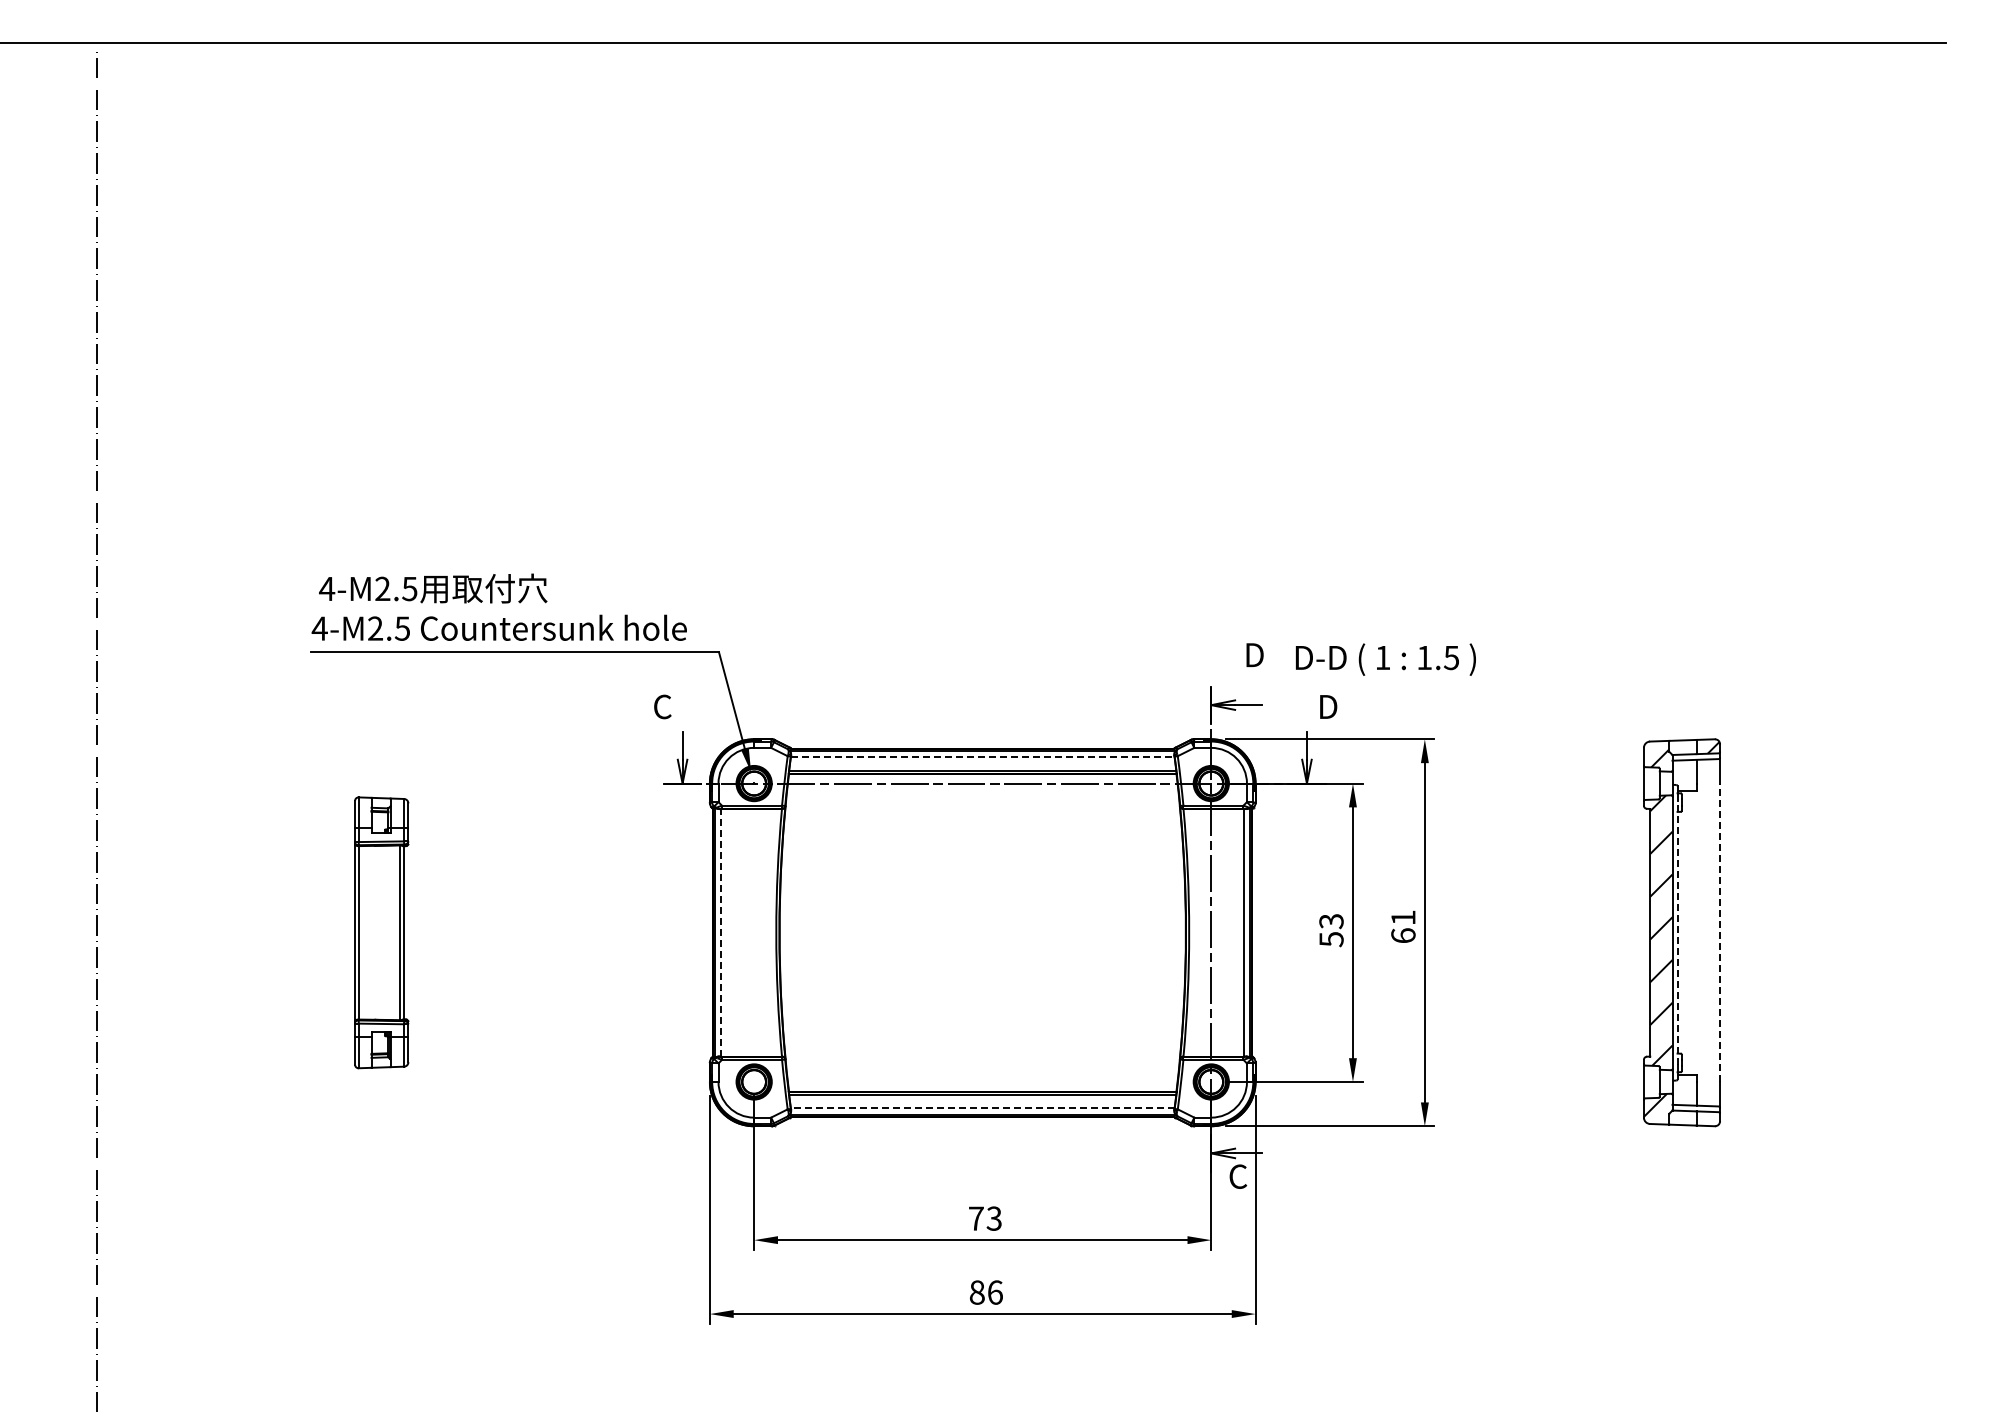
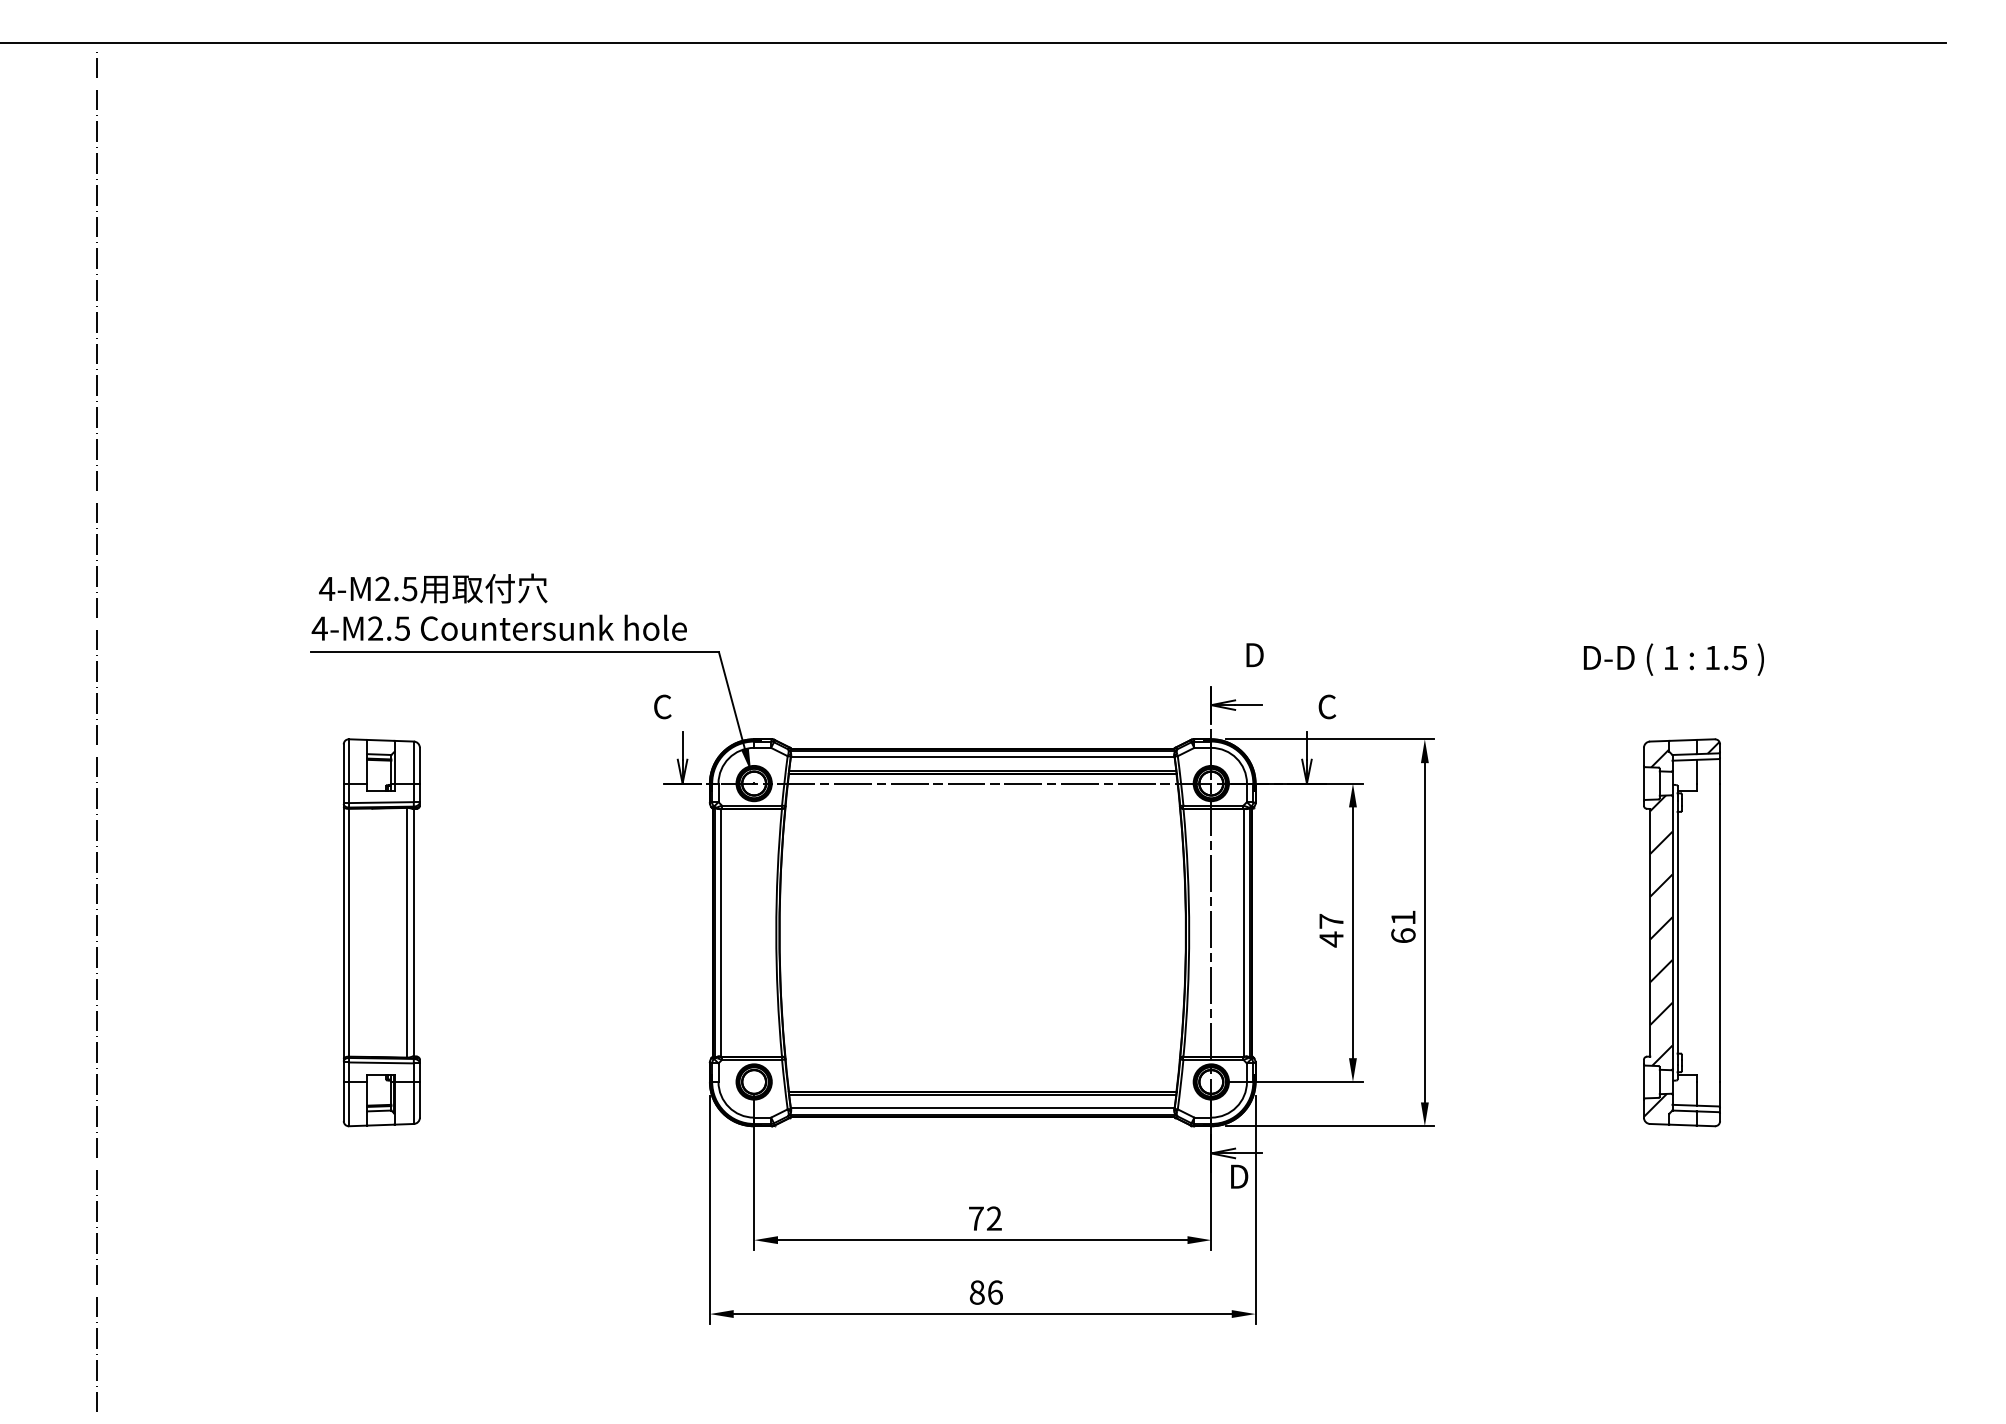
text position: (1385, 659) -> (1673, 659) (1673, 659)
text: D -> C (1327, 706)
line: dashed -> solid (982, 757)
text: 53 -> 47 (1331, 930)
part size: 56x274 px -> 79x390 px (381, 932)
line: dashed -> solid (721, 932)
line: dashed -> solid (1677, 932)
line: dashed -> solid (1720, 932)
line: dashed -> solid (982, 1108)
text: C -> D (1238, 1176)
text: 73 -> 72 (993, 1218)
